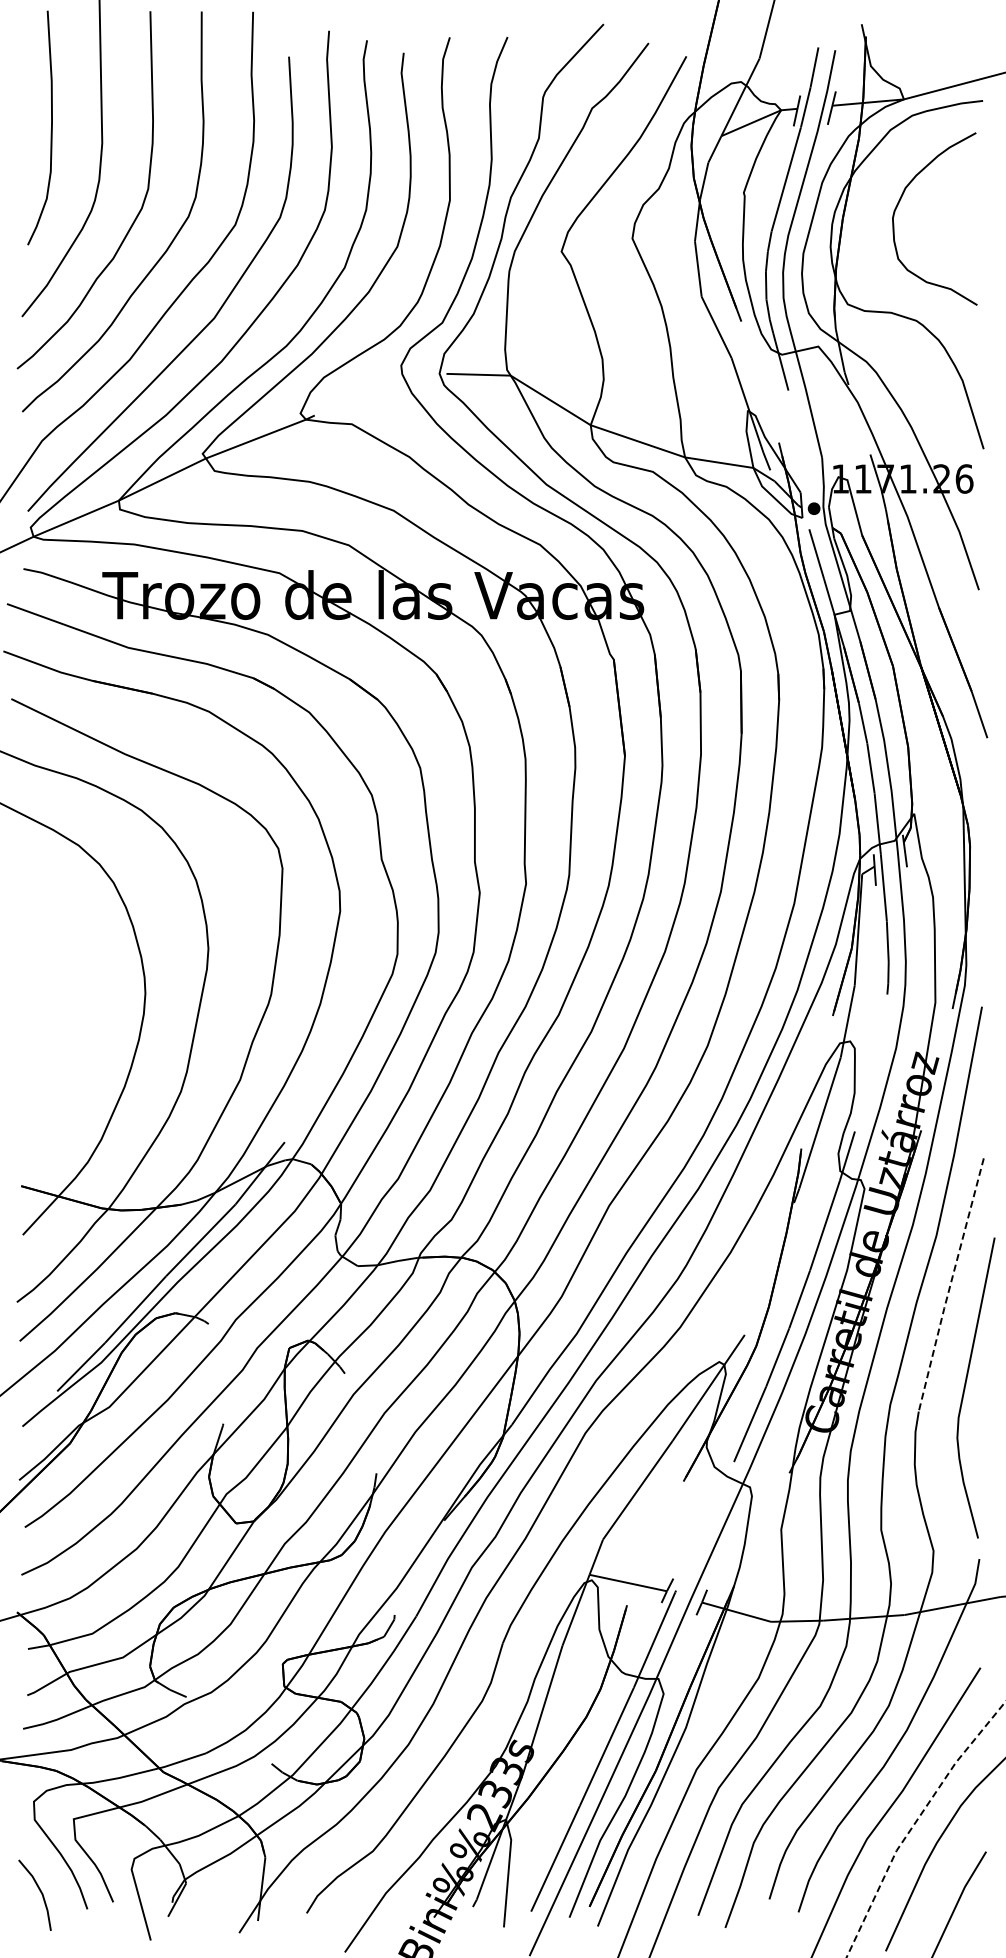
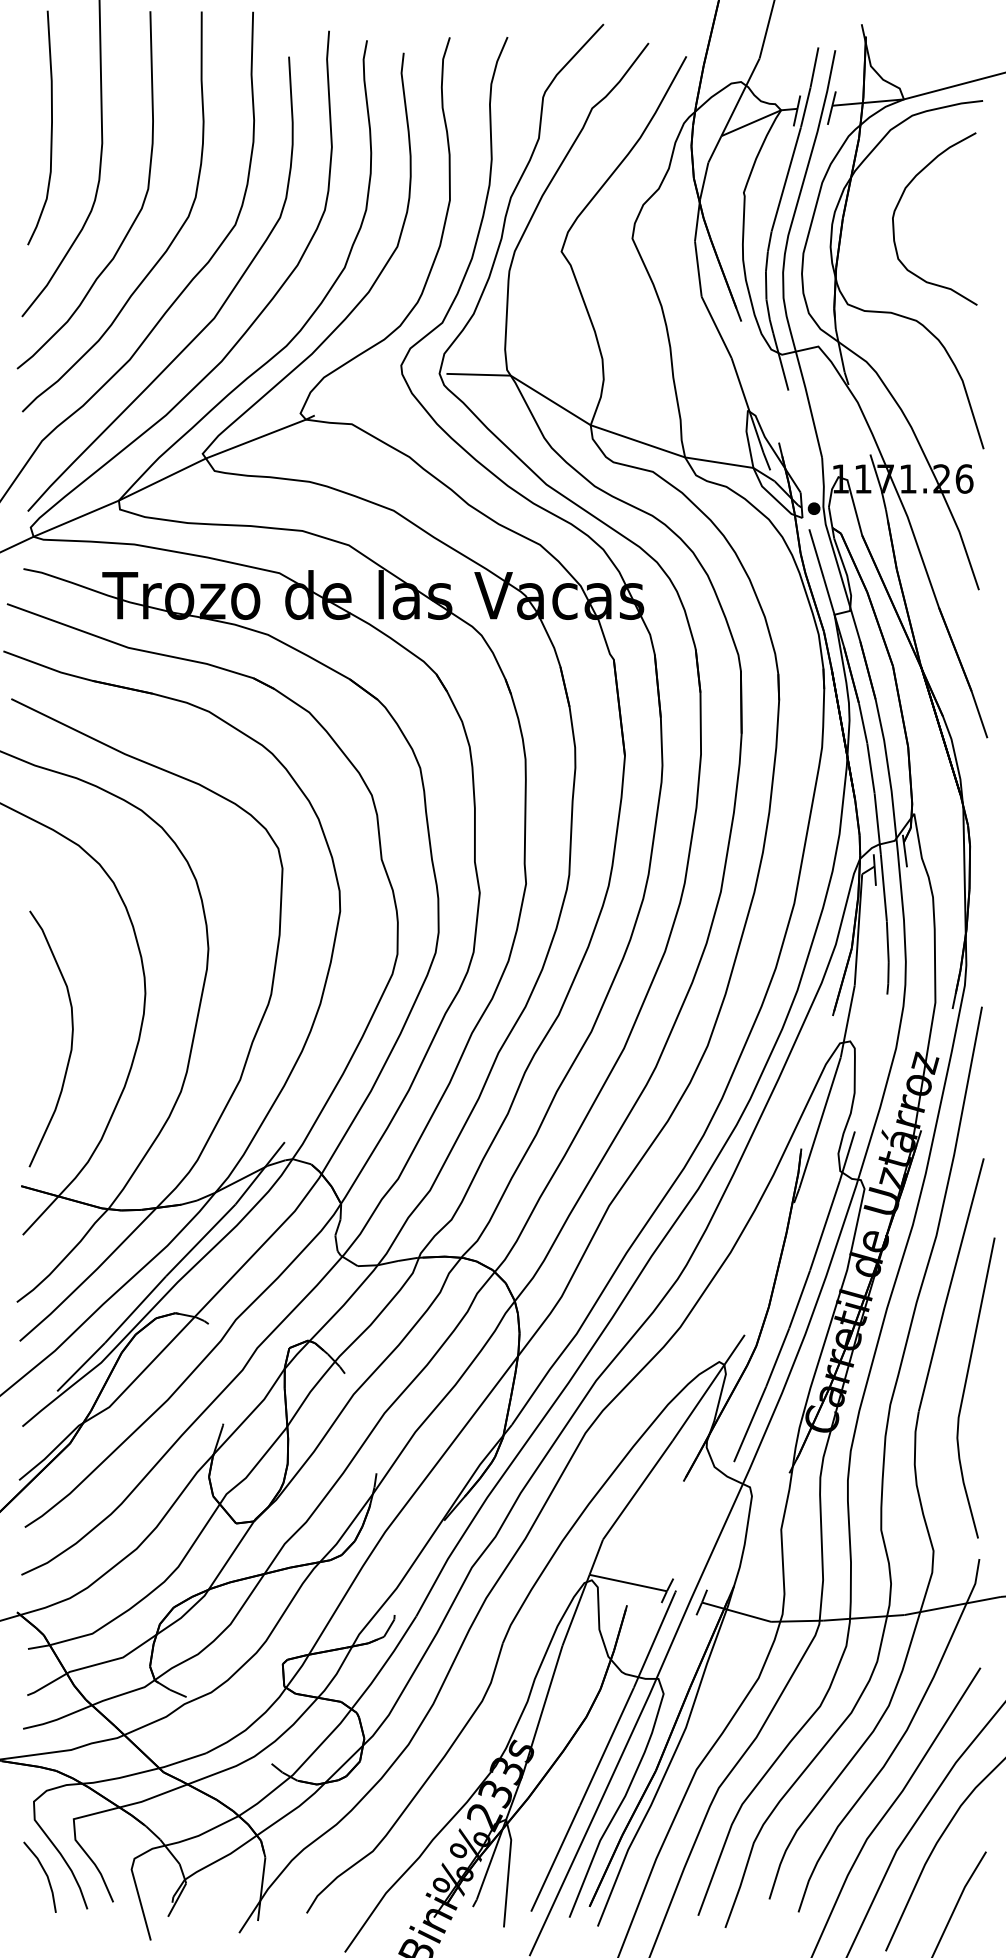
curve: none -> present (71, 1038)
line: dashed -> solid (950, 1285)
line: dashed -> solid (915, 1822)
line position: (39, 1891) -> (44, 1873) (44, 1873)
